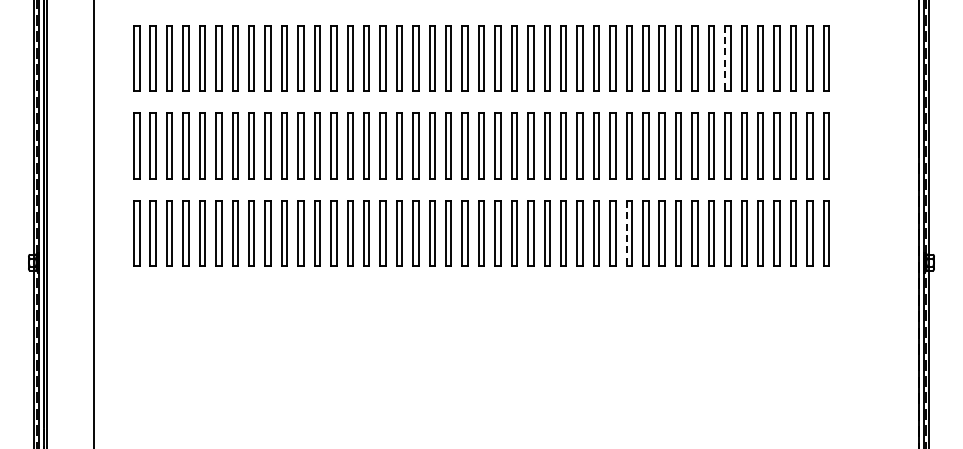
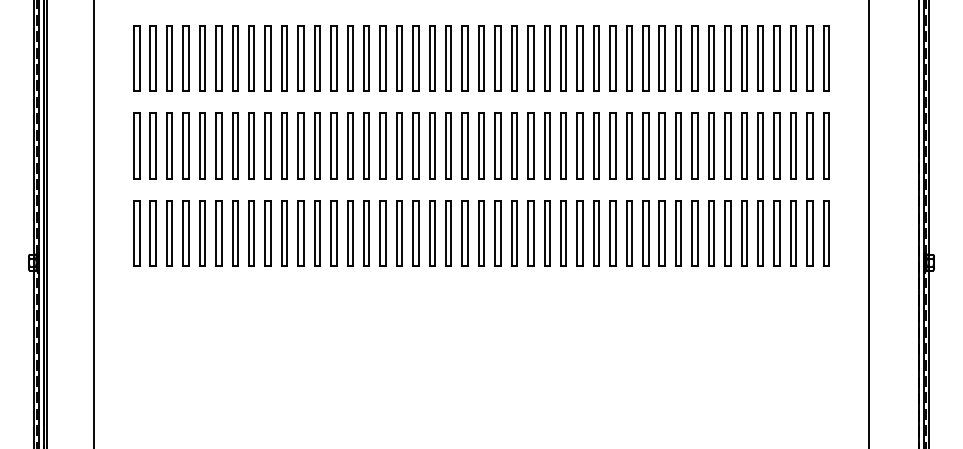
line: dashed -> solid (725, 58)
line: none -> present (869, 223)
line: dashed -> solid (626, 233)
